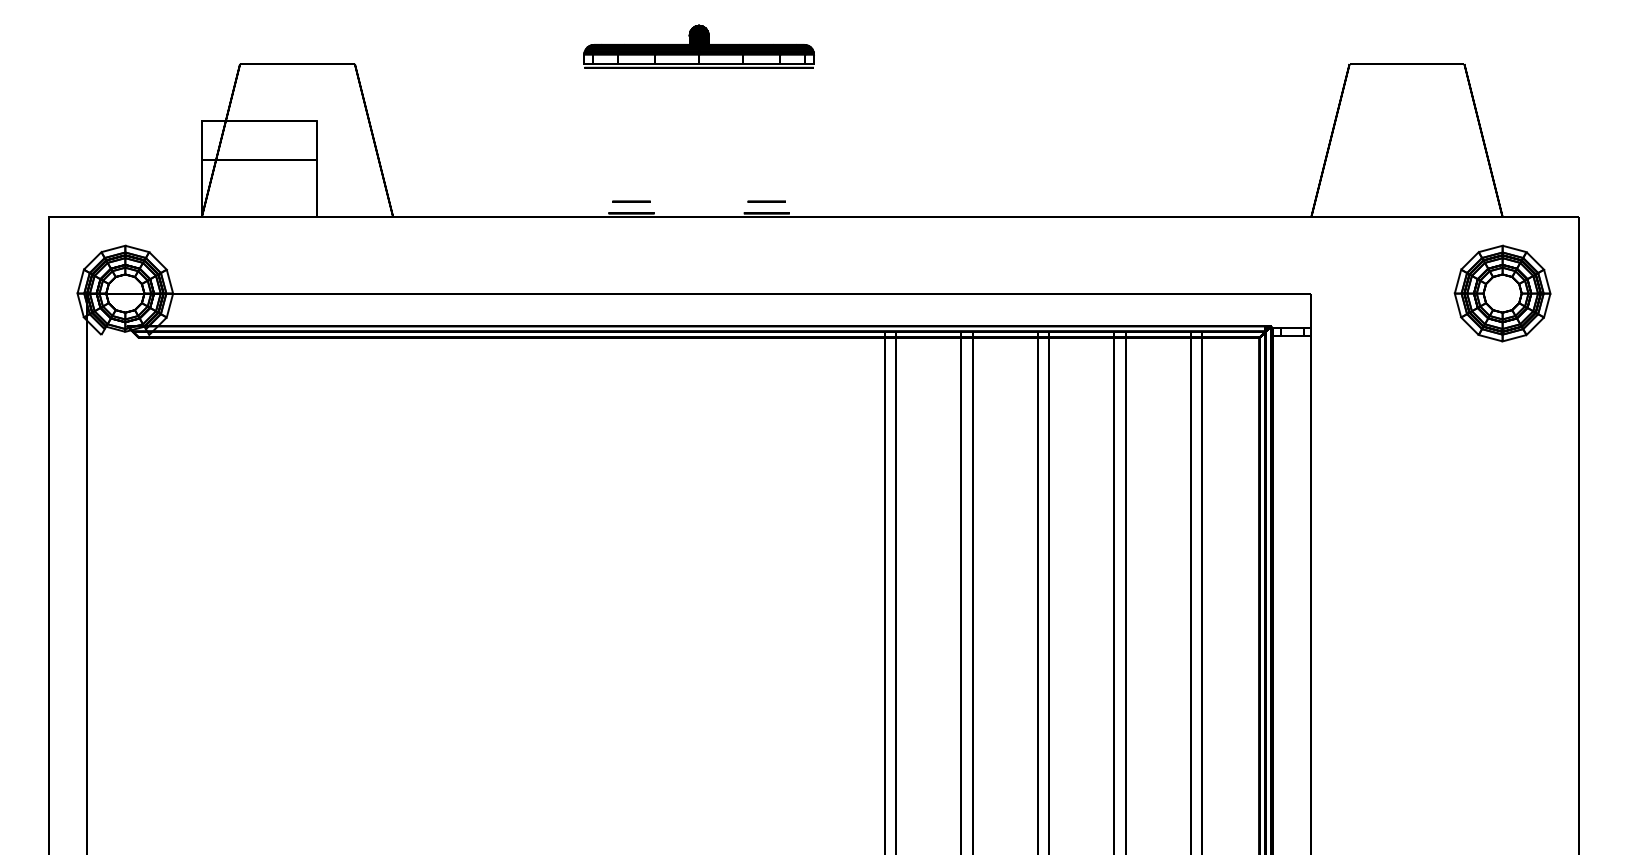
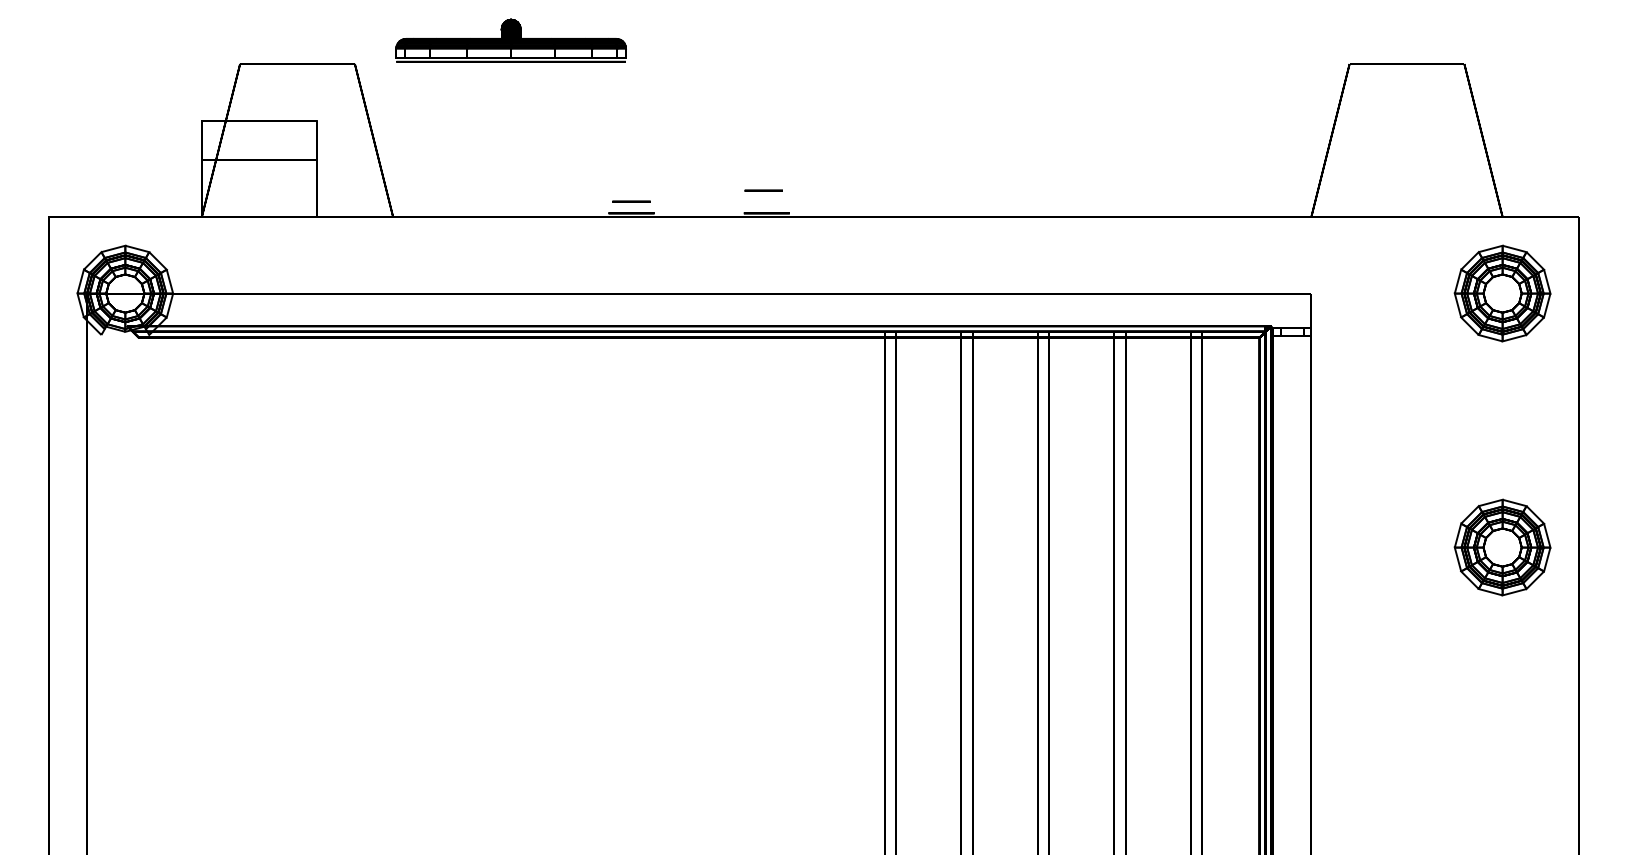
part position: (698, 46) -> (510, 40) (510, 40)
line position: (766, 201) -> (763, 190) (763, 190)
part: none -> present (1502, 547)
